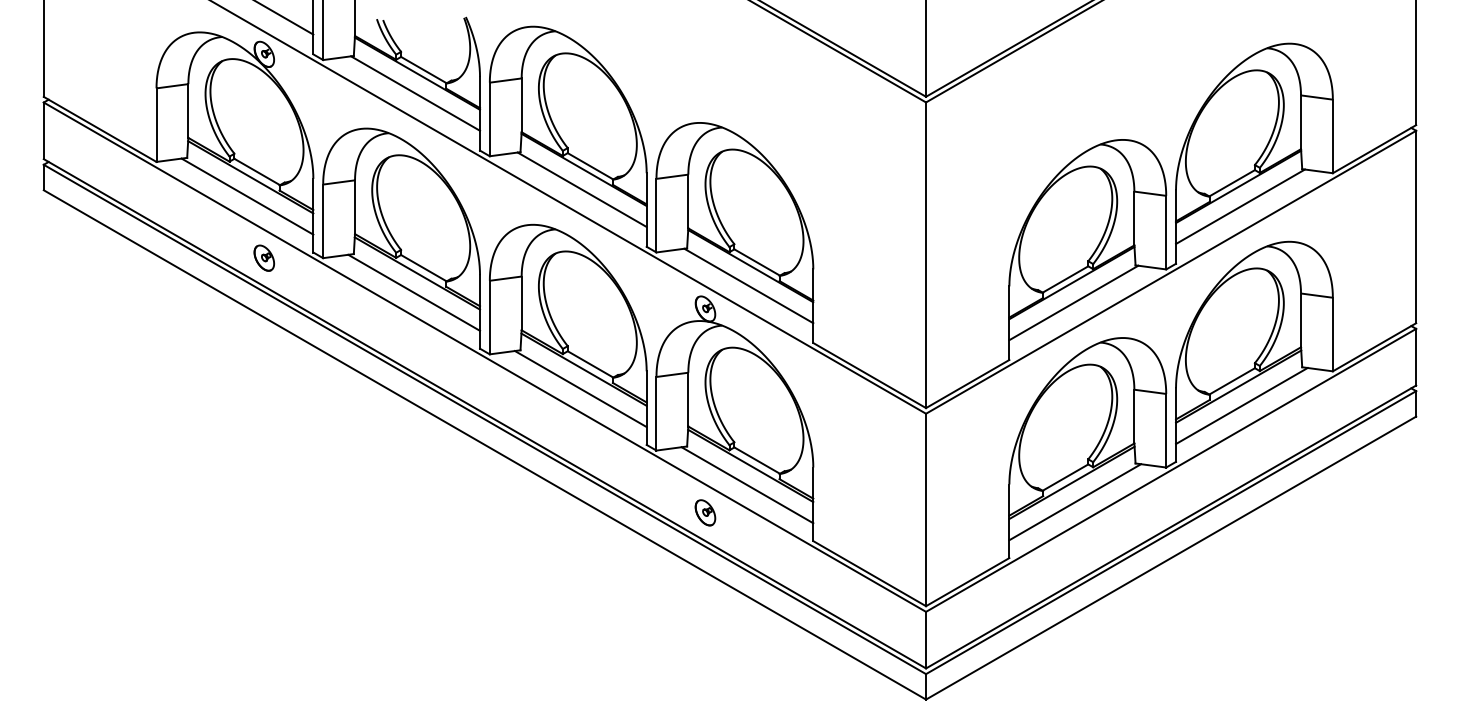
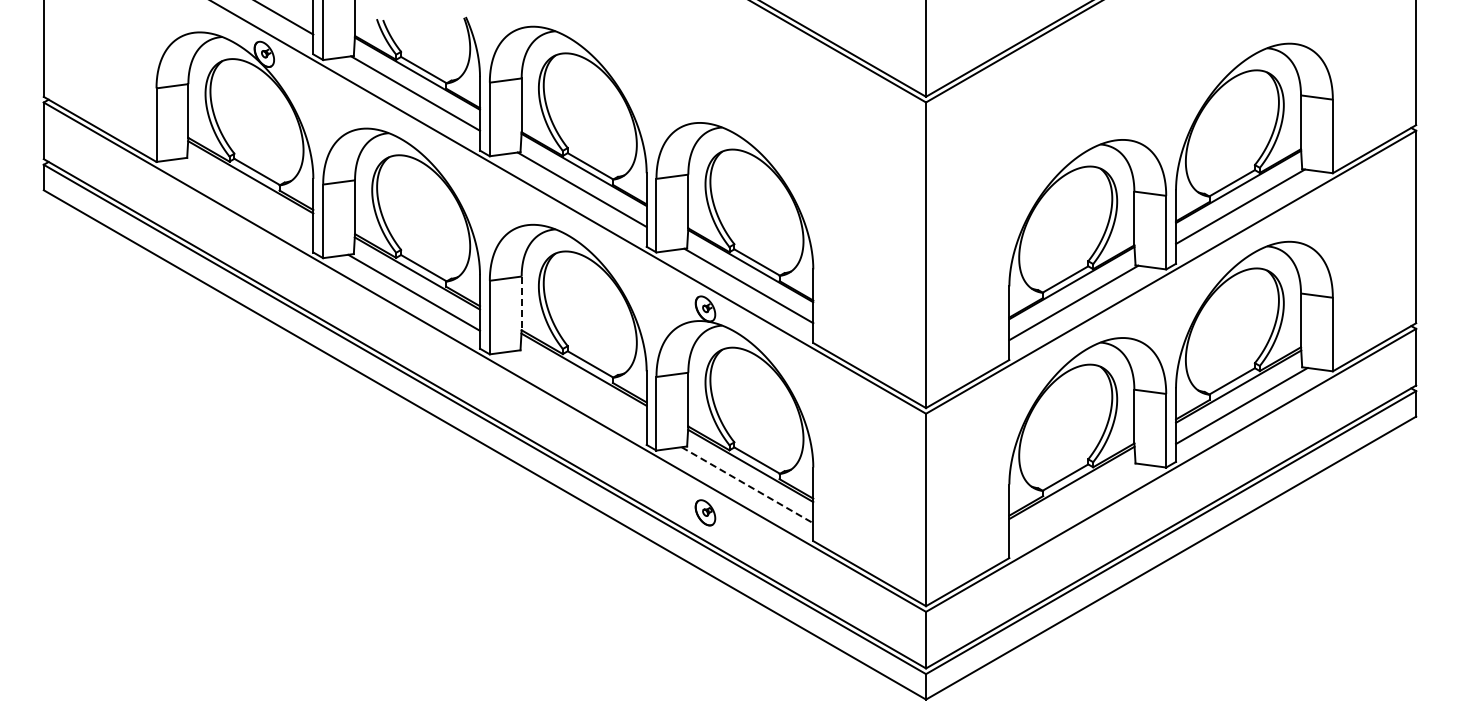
line: present -> none (247, 196)
part: present -> none (263, 257)
line: solid -> dashed (521, 303)
line: present -> none (580, 389)
line: solid -> dashed (747, 485)
line: present -> none (1075, 502)
